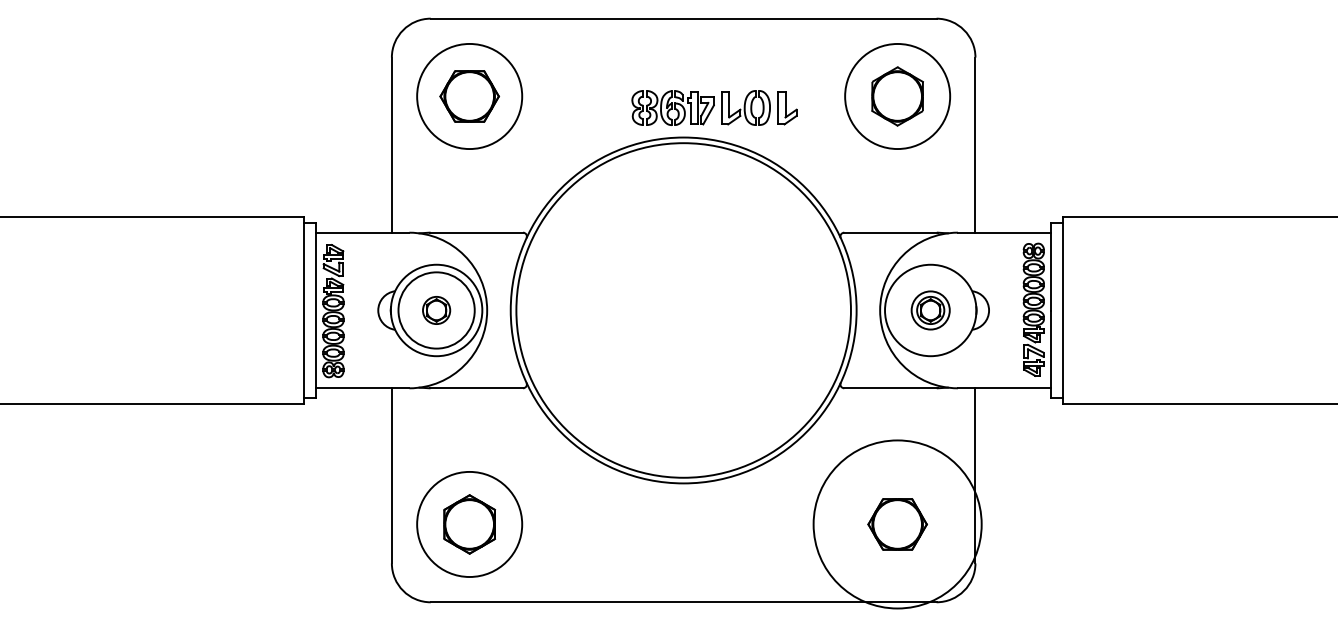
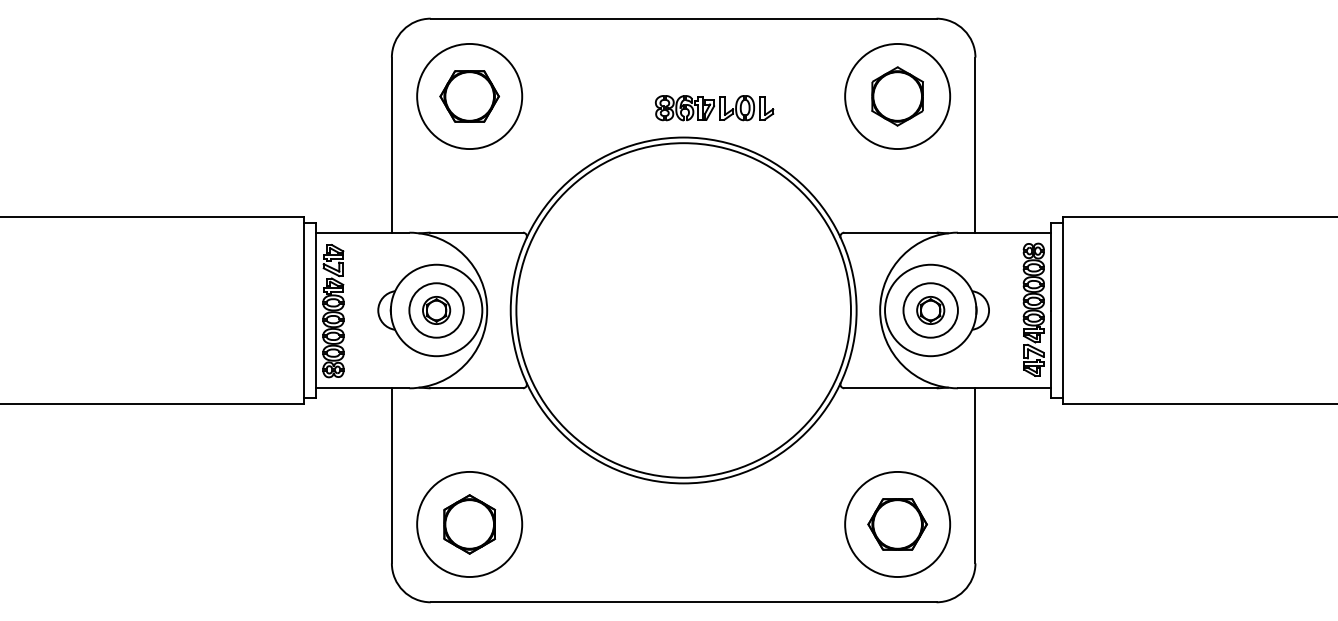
part size: 167x36 px -> 121x27 px (714, 108)
circle diameter: 76 px -> 54 px (436, 310)
circle diameter: 38 px -> 54 px (930, 310)
circle diameter: 168 px -> 105 px (897, 523)
